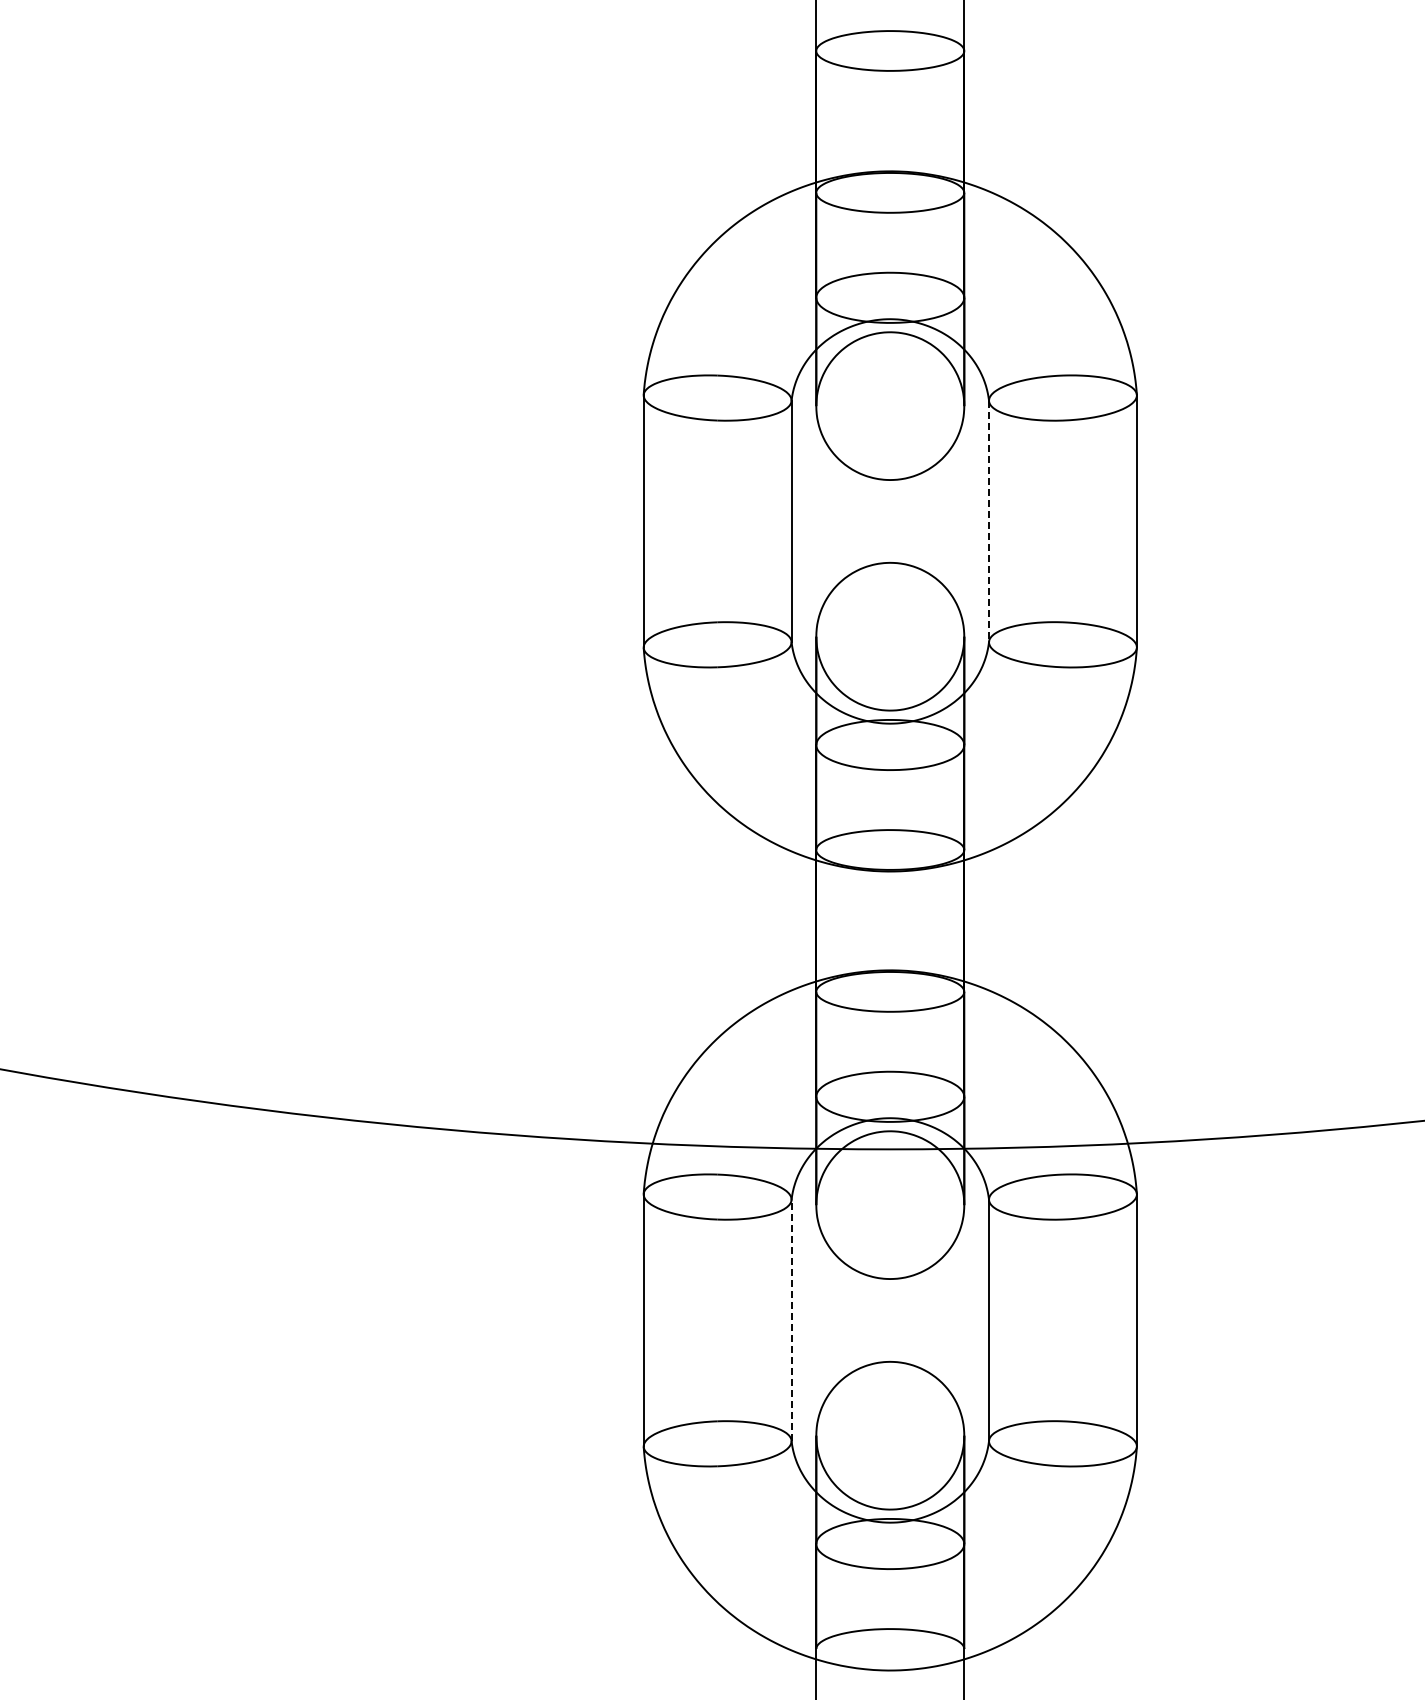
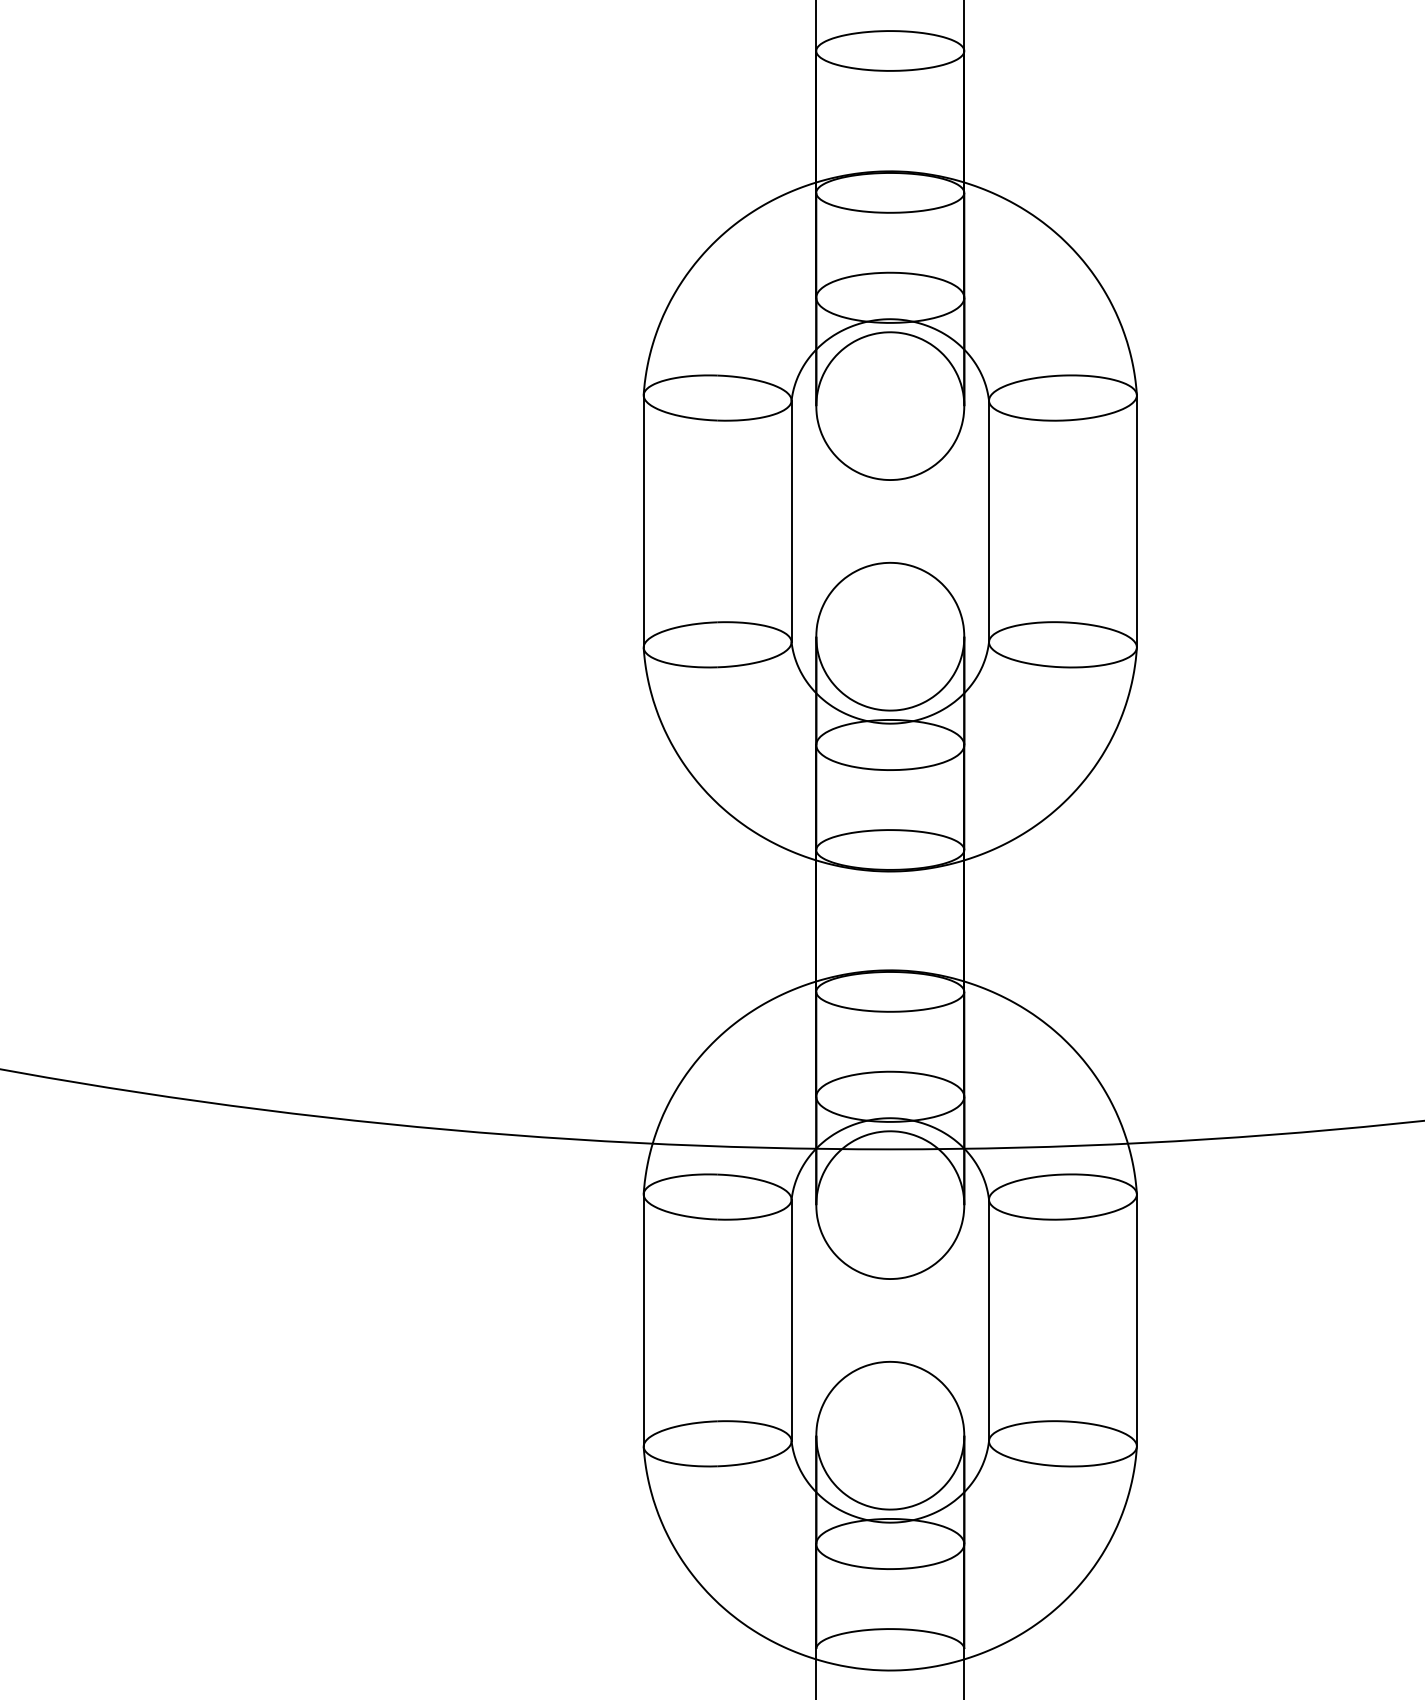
line: dashed -> solid (989, 521)
line: dashed -> solid (791, 1320)
